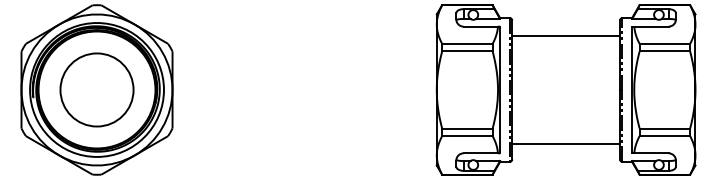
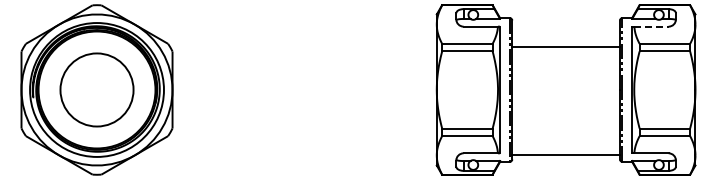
line: solid -> dashed (652, 26)
line position: (565, 36) -> (565, 47) (565, 47)
line position: (565, 143) -> (565, 154) (565, 154)
